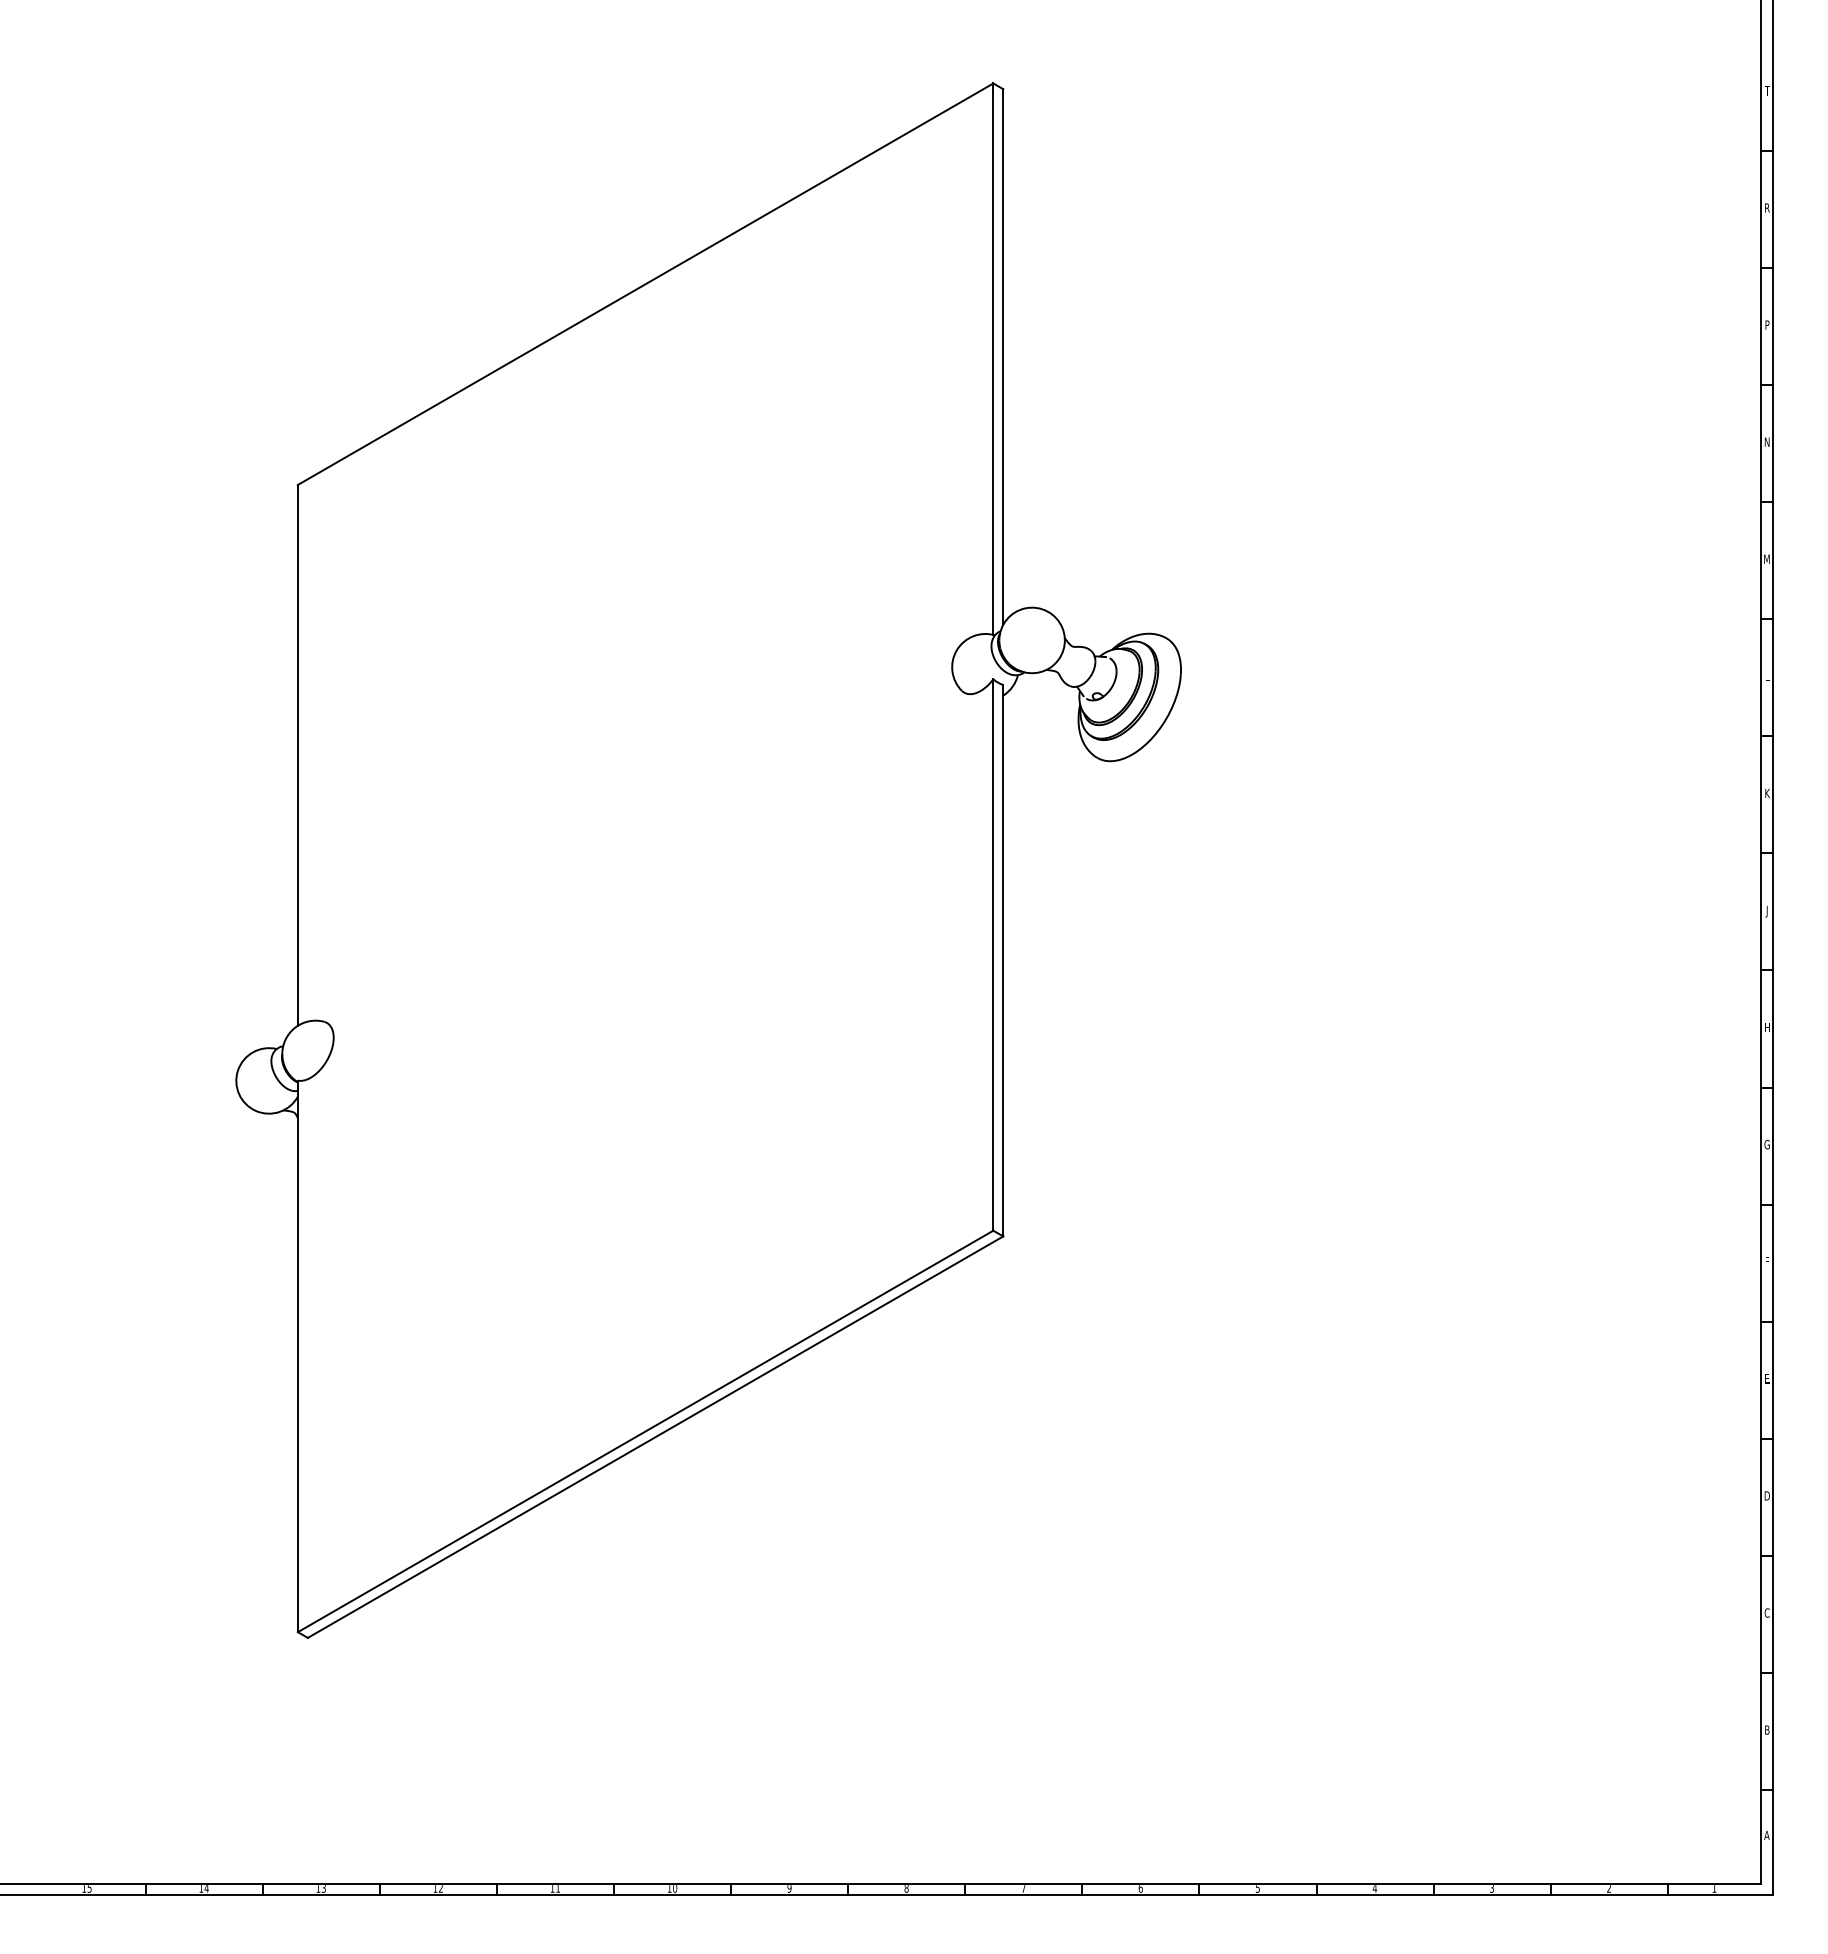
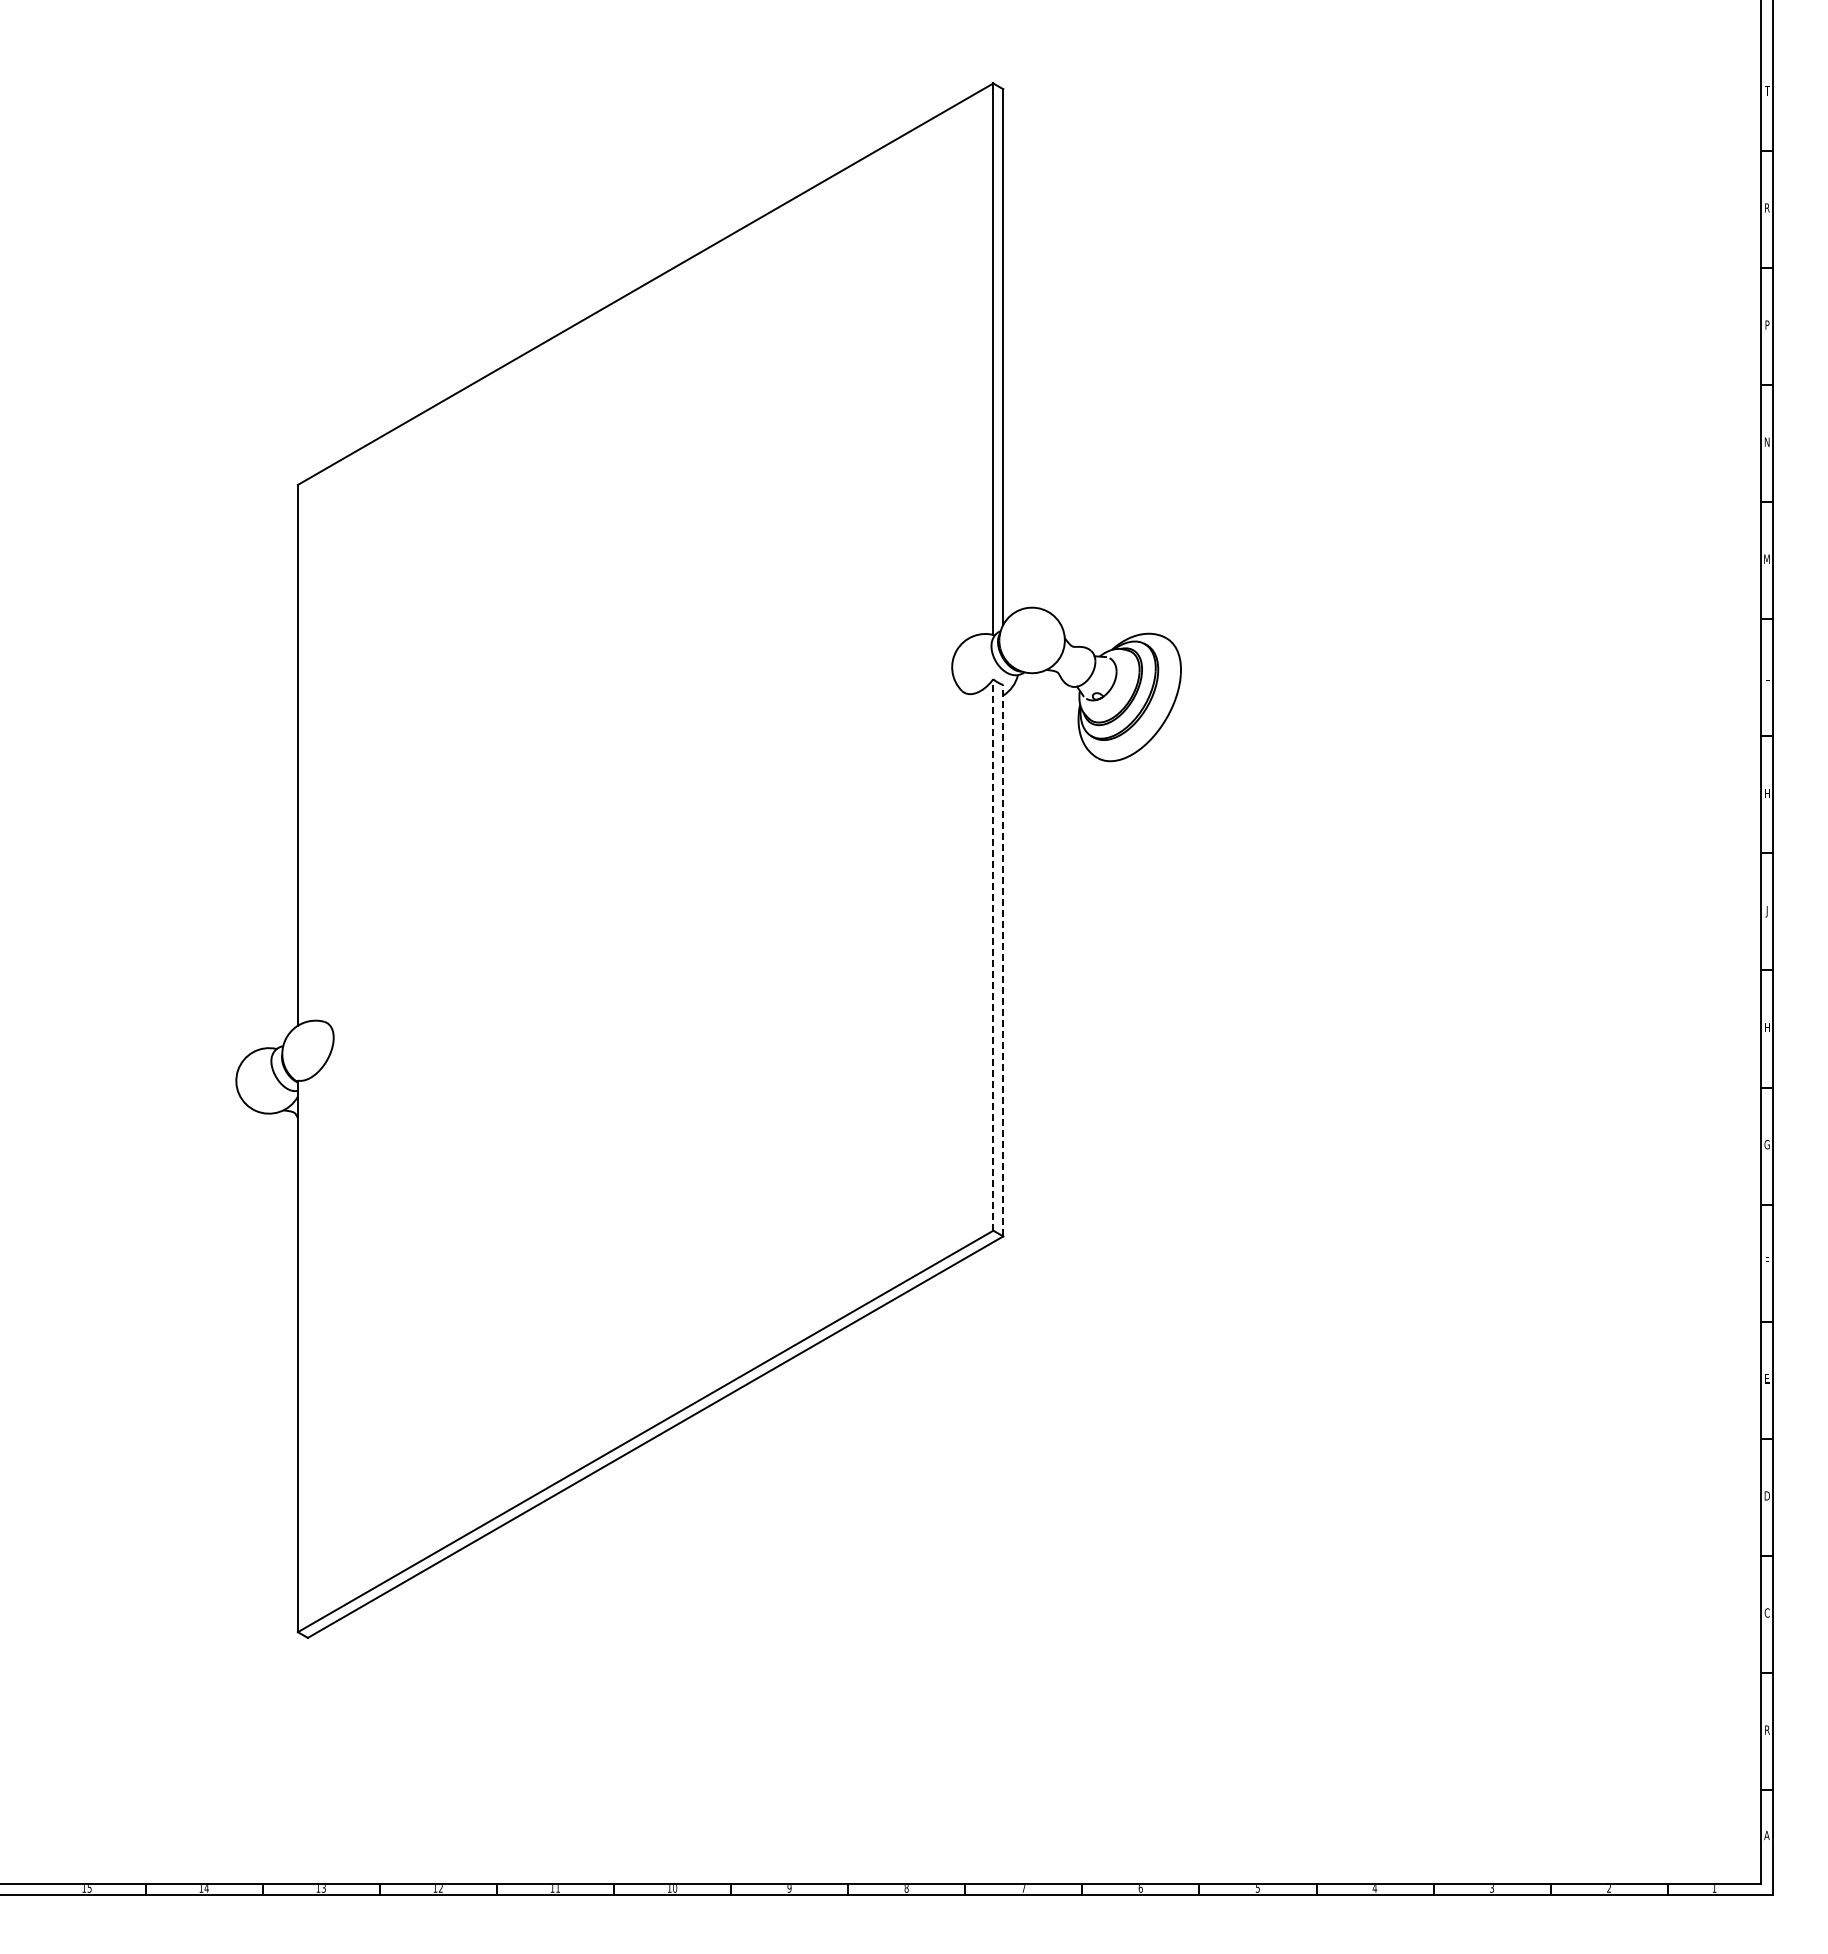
text: K -> H (1767, 792)
line: solid -> dashed (993, 954)
line: solid -> dashed (1003, 960)
text: B -> R (1767, 1729)
